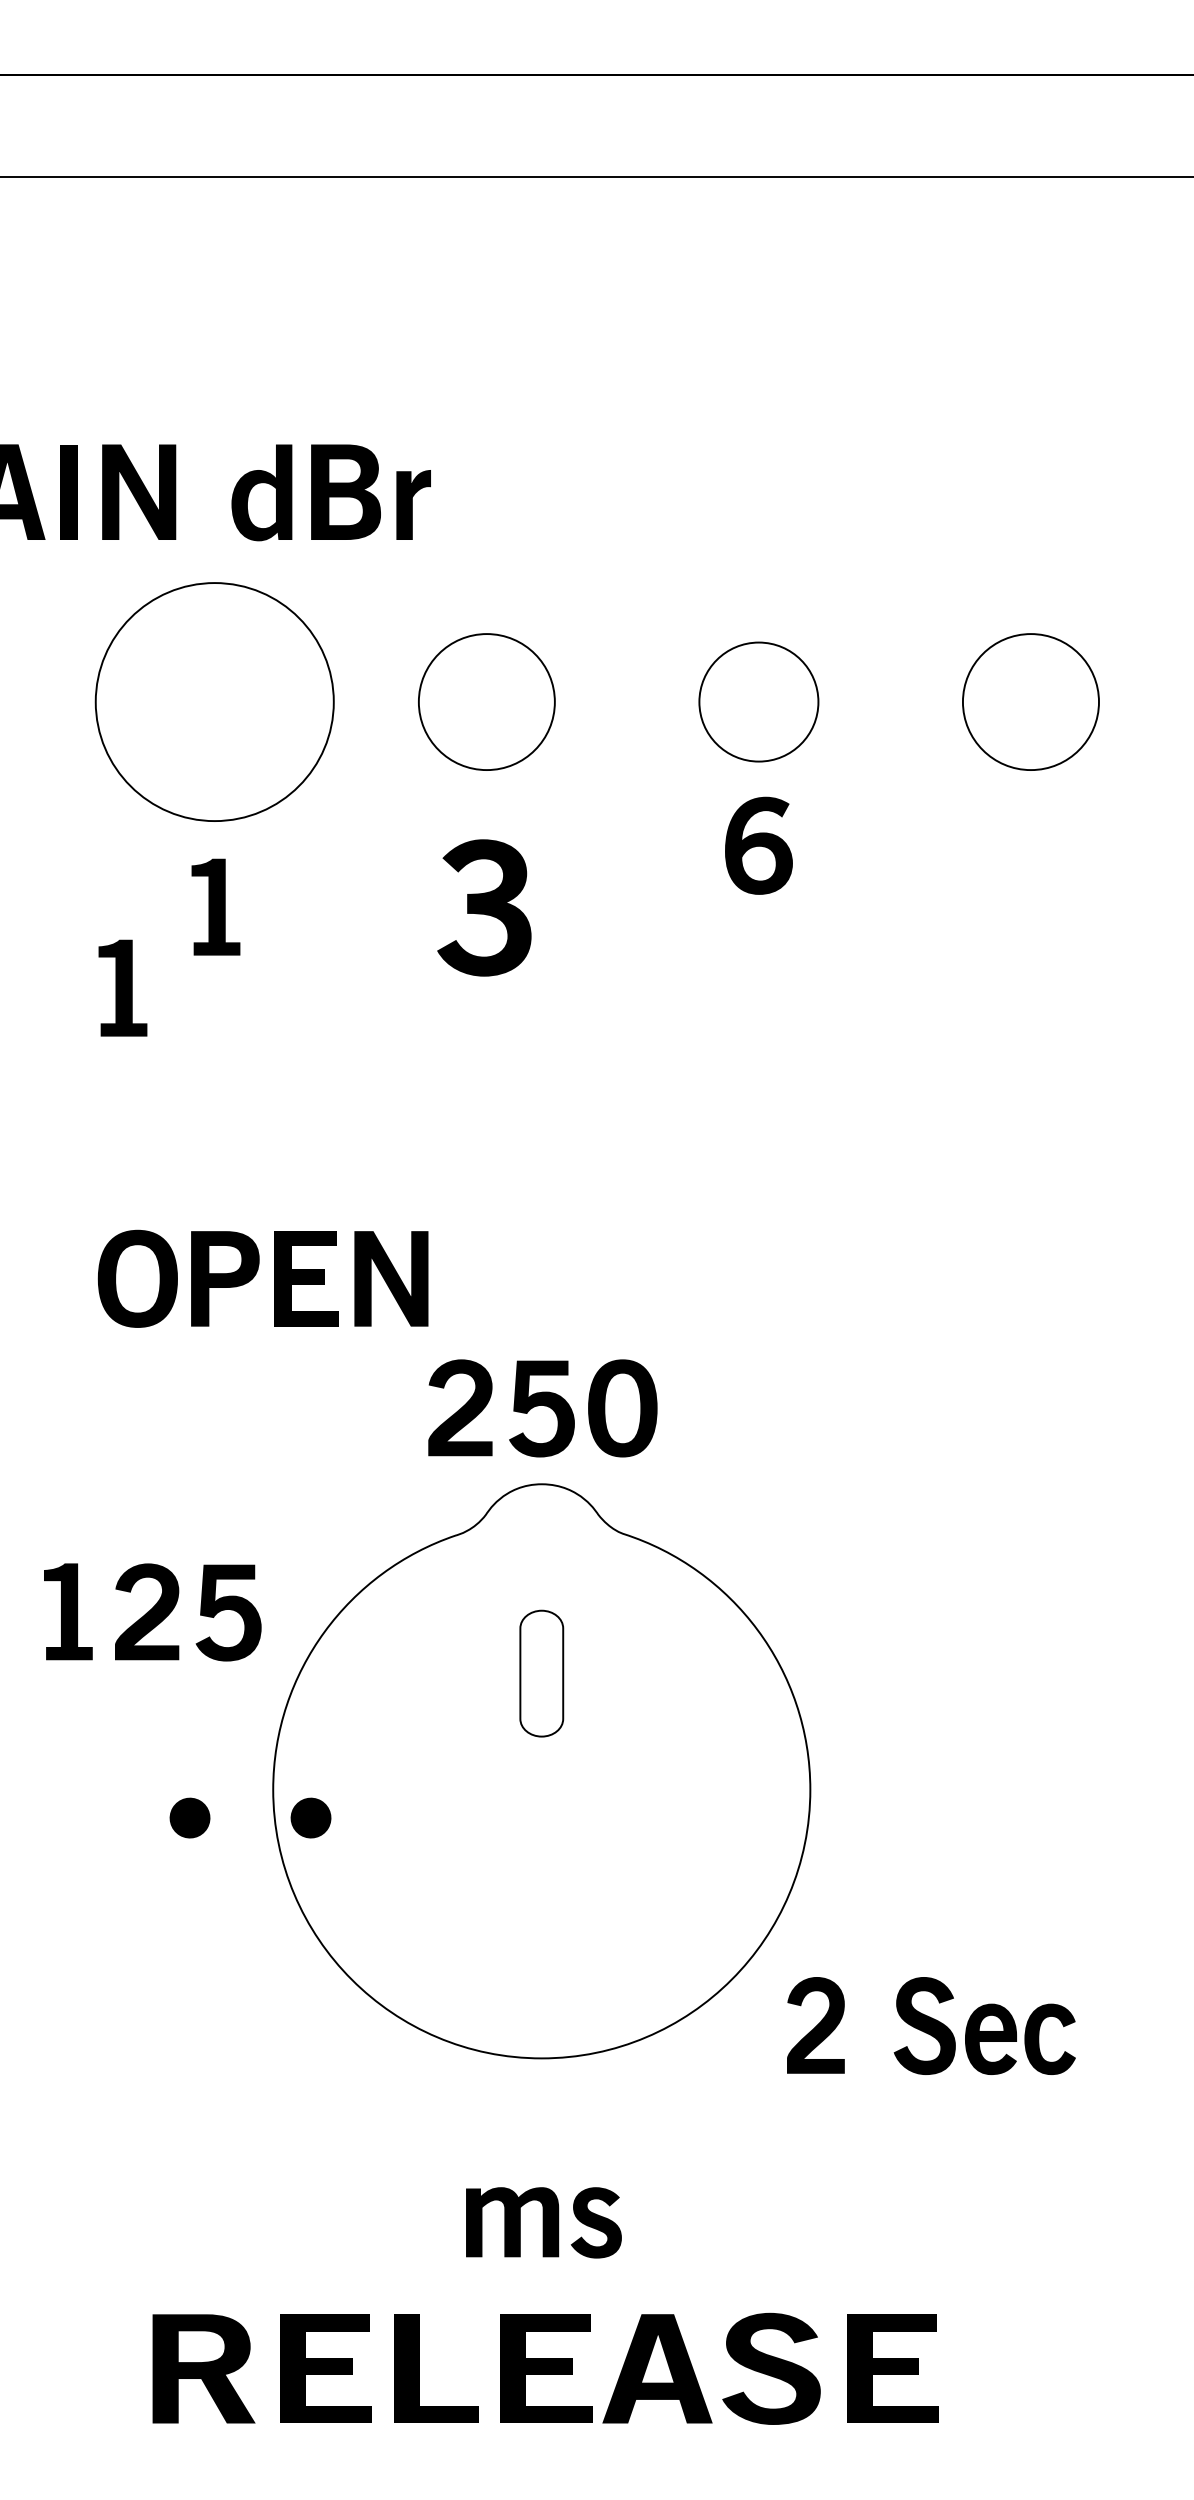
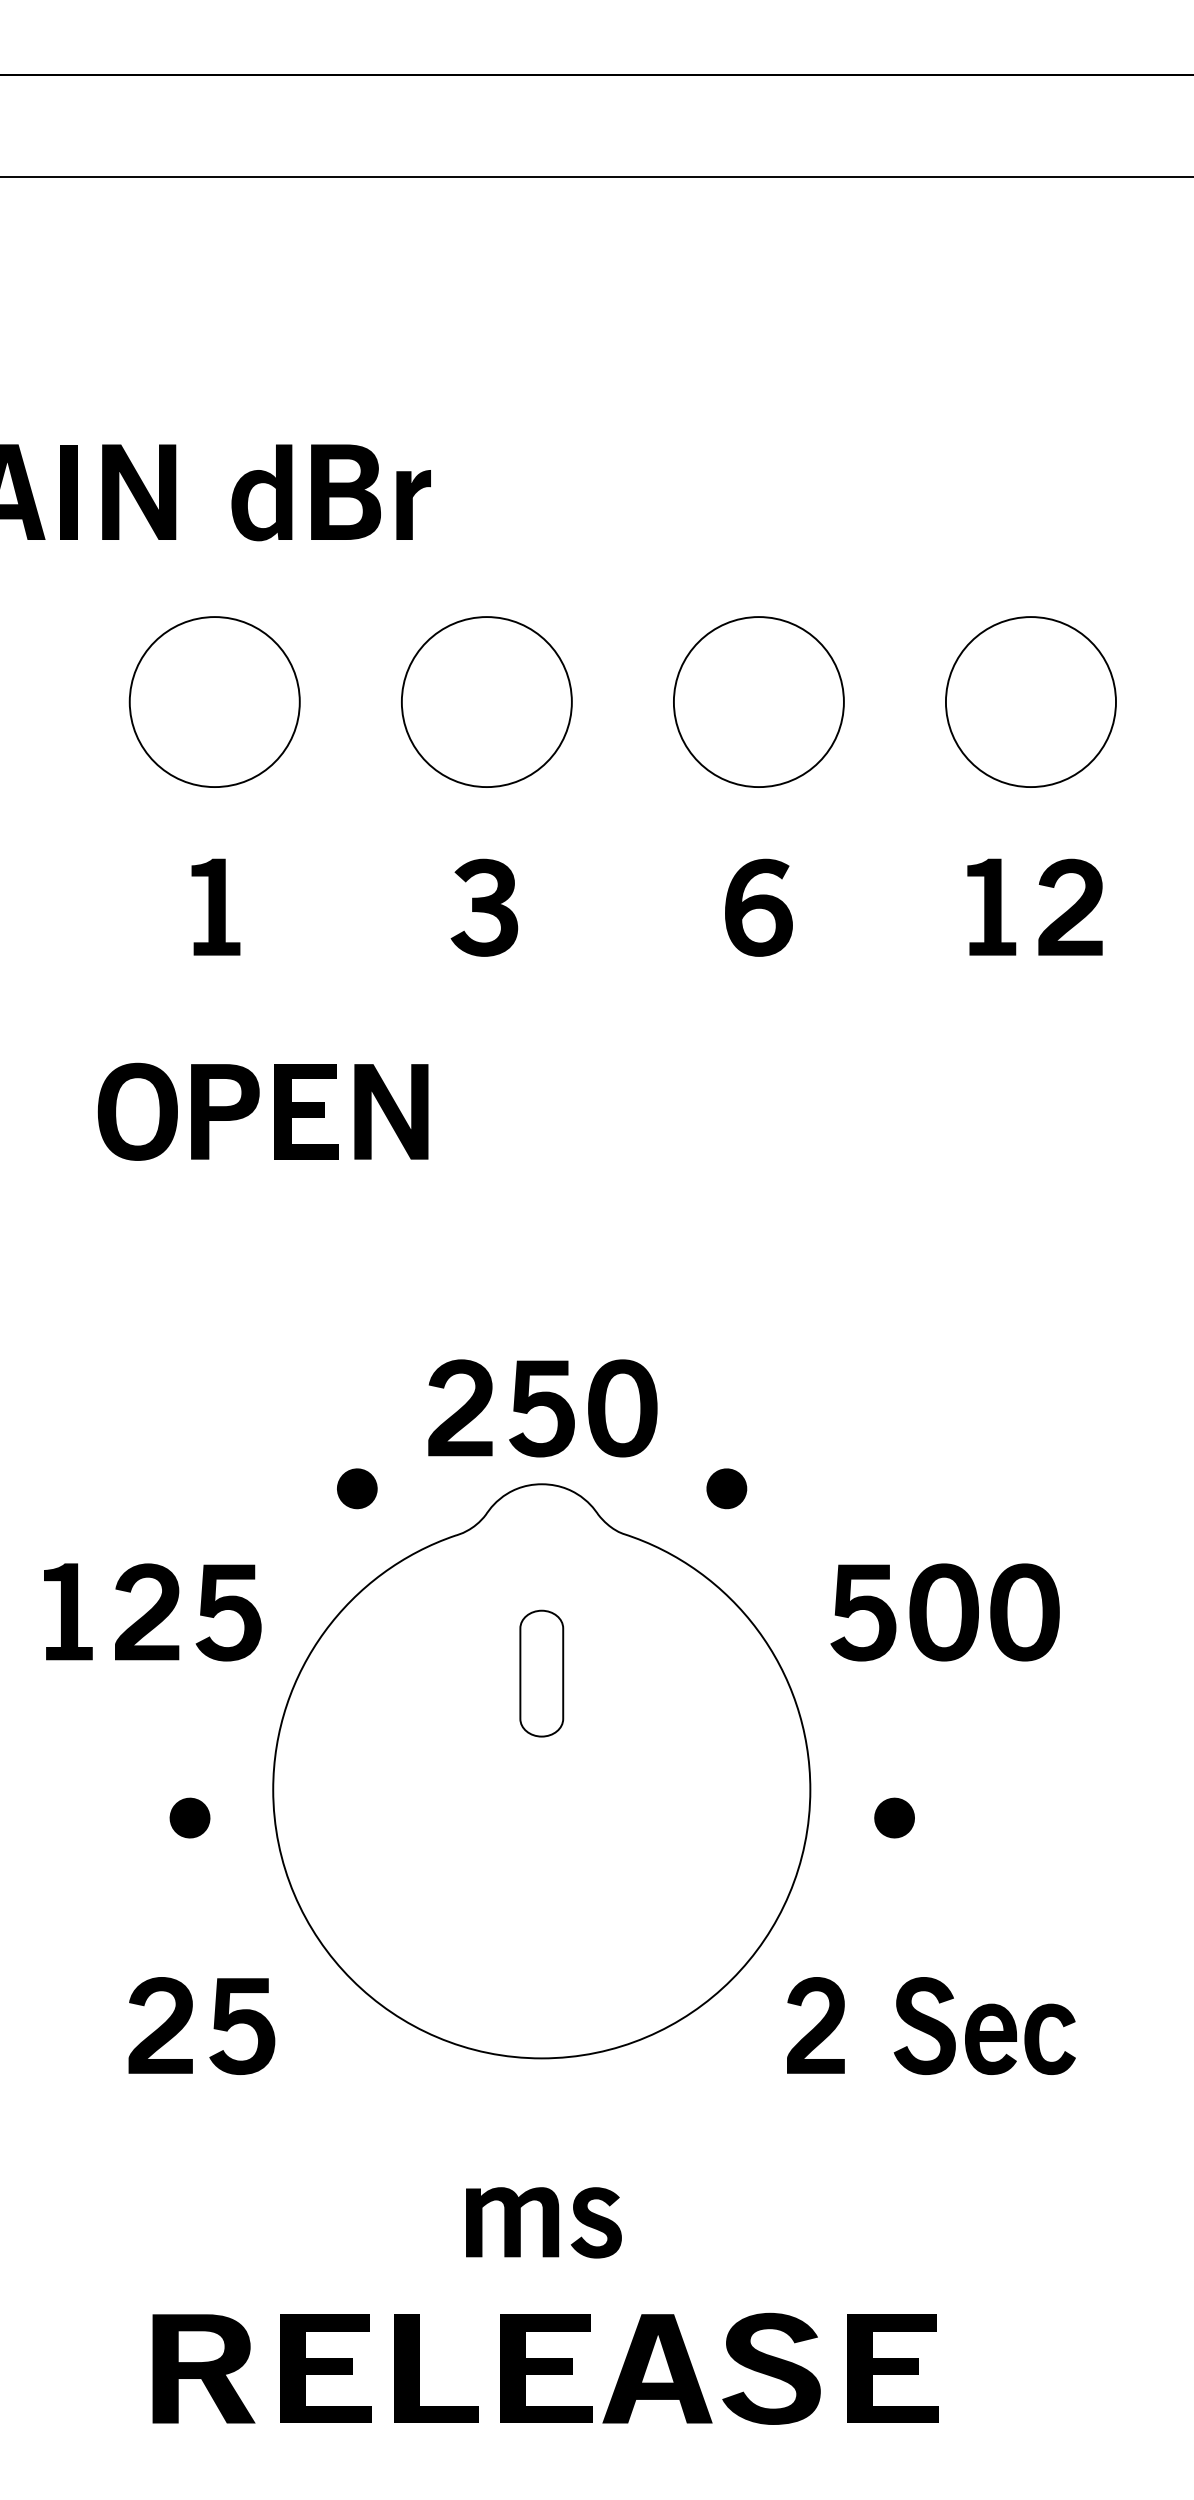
circle diameter: 119 px -> 170 px (758, 702)
circle diameter: 238 px -> 170 px (214, 702)
circle diameter: 136 px -> 170 px (486, 702)
circle diameter: 136 px -> 170 px (1030, 702)
part position: (758, 845) -> (758, 907) (758, 907)
part: none -> present (1040, 885)
part size: 95x138 px -> 69x99 px (484, 907)
part: present -> none (122, 987)
part position: (256, 1274) -> (256, 1107) (256, 1107)
fill: none -> present (356, 1488)
fill: none -> present (726, 1488)
part: none -> present (944, 1612)
part: present -> none (310, 1817)
fill: none -> present (894, 1817)
part: none -> present (213, 2026)
